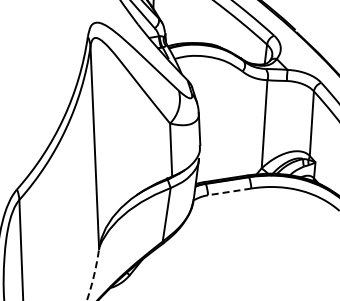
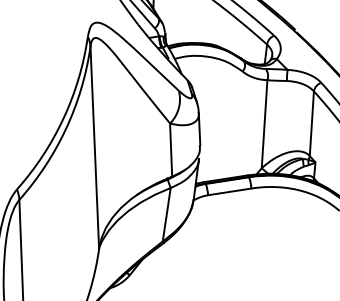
line: dashed -> solid (229, 191)
arc: dashed -> solid (94, 275)
